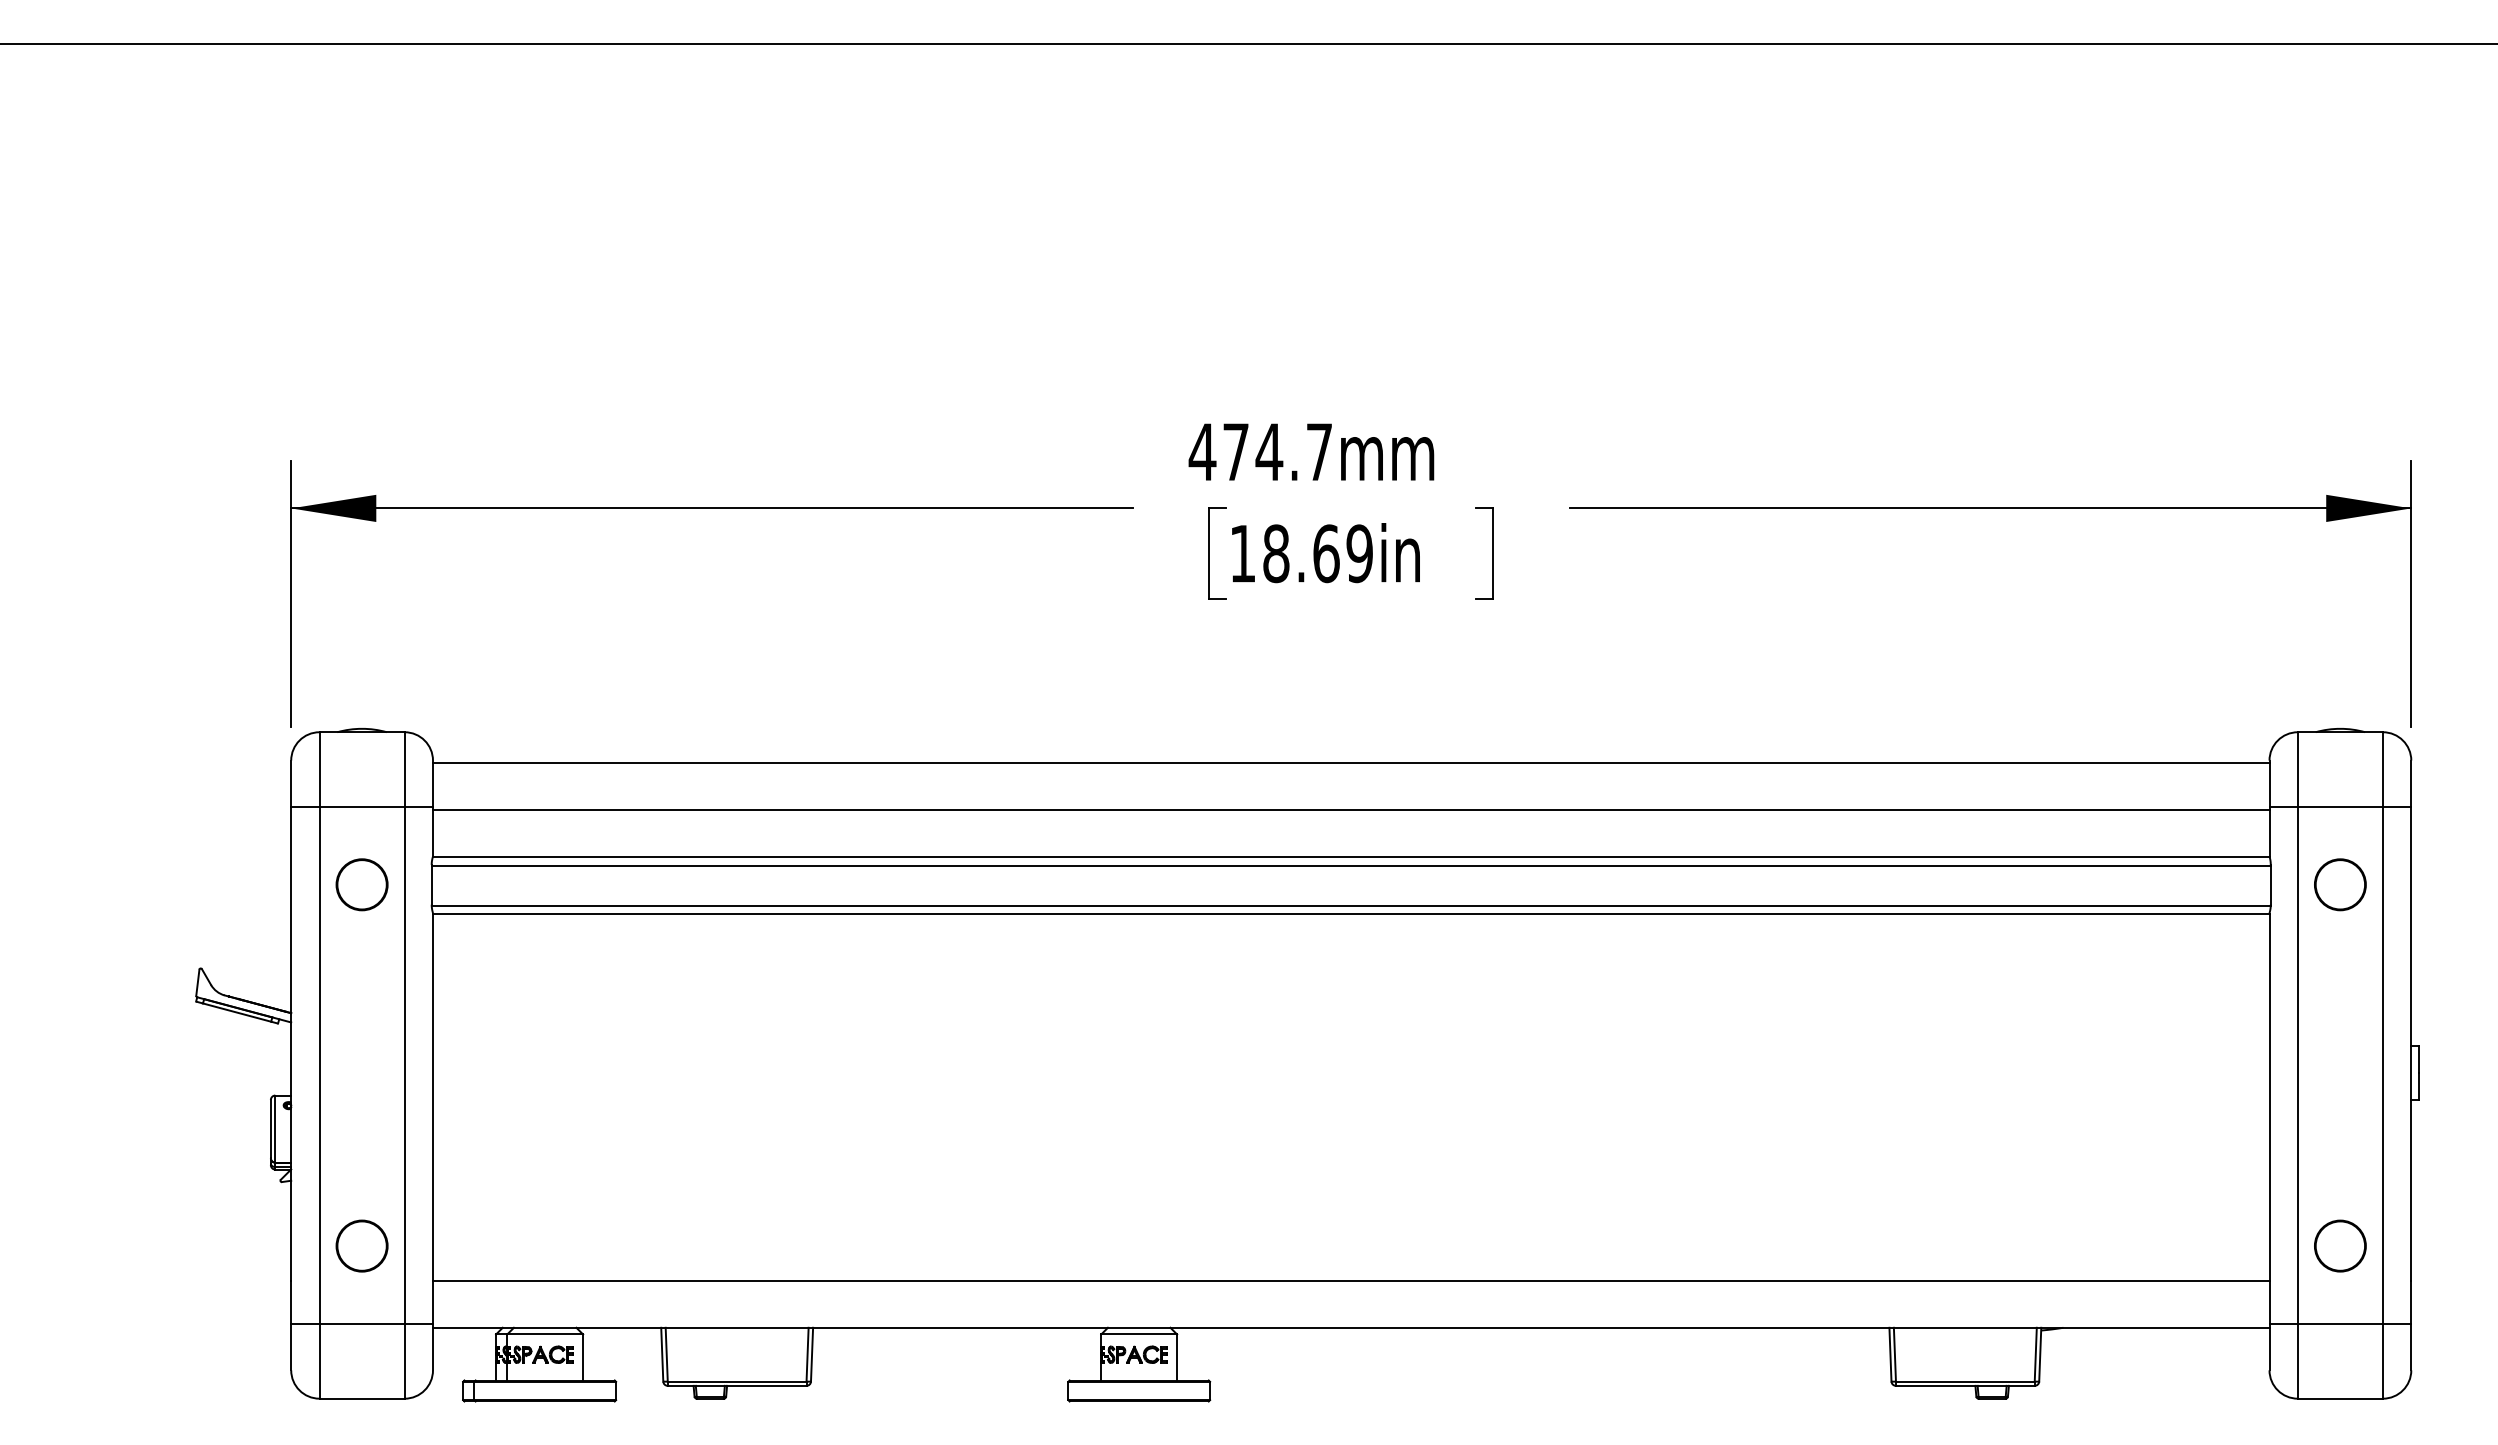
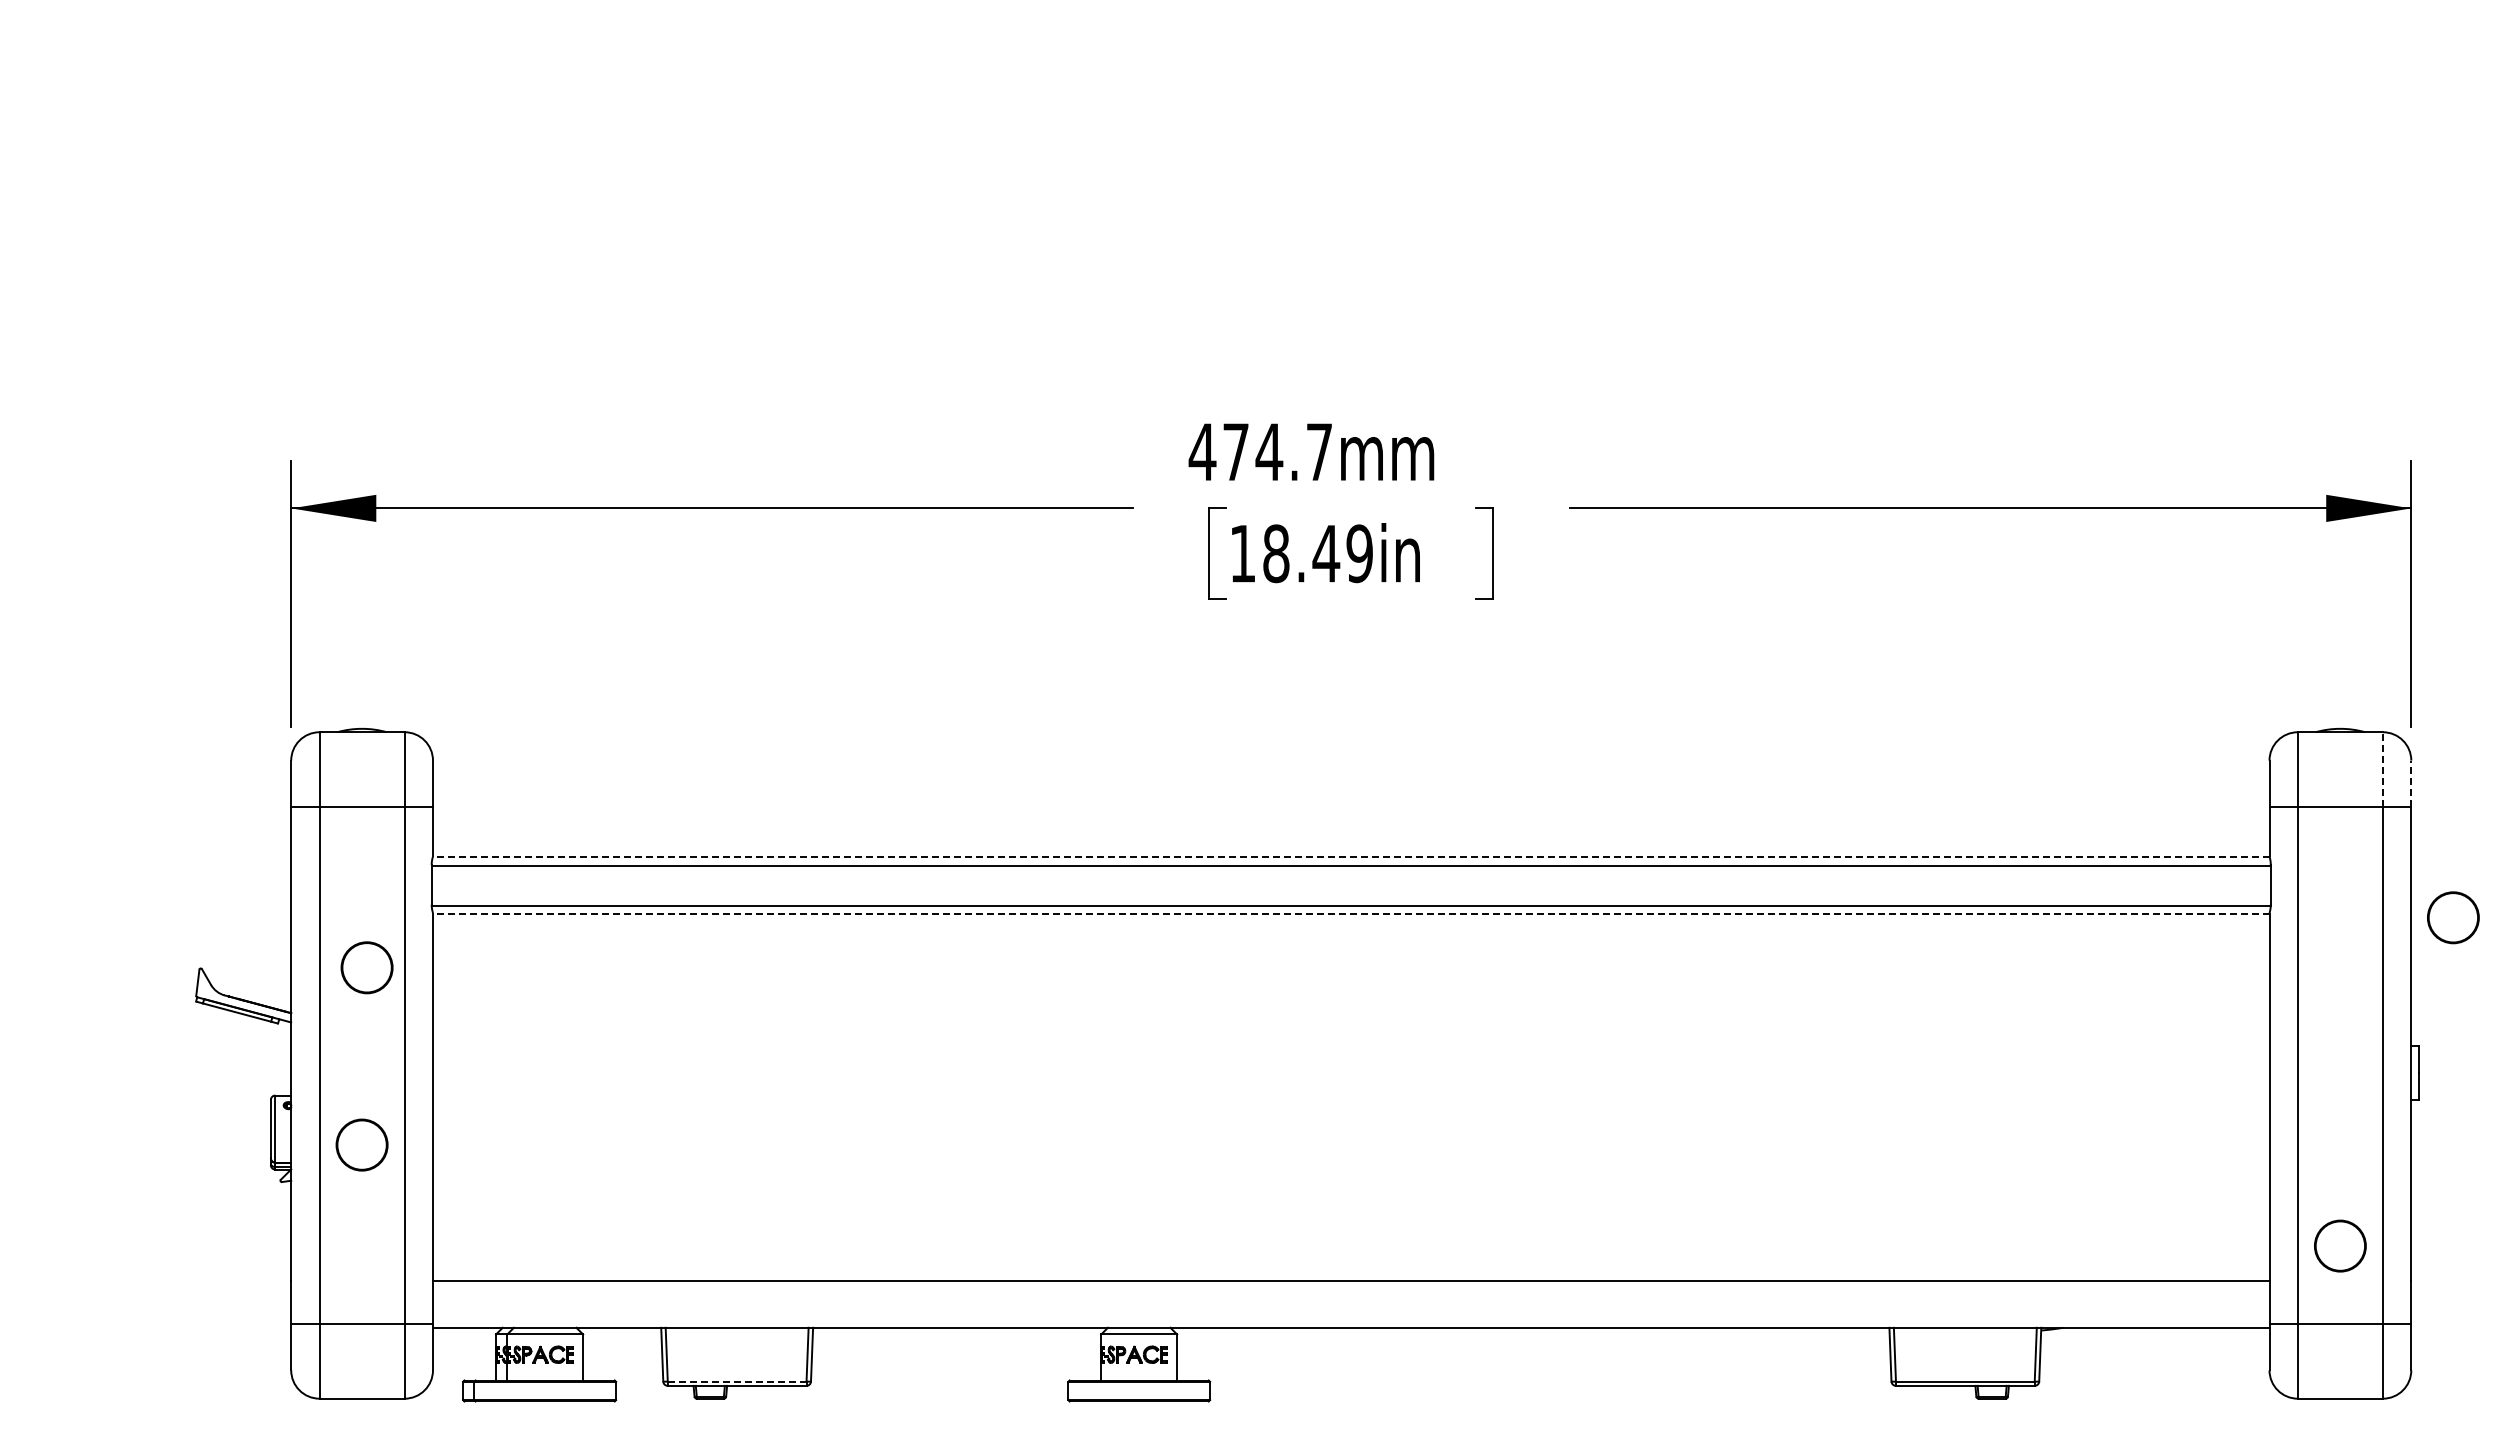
line: present -> none (1248, 43)
text: 18.69in -> 18.49in (1326, 553)
line: present -> none (1351, 763)
line: solid -> dashed (2382, 769)
line: solid -> dashed (2411, 783)
line: present -> none (1351, 809)
line: solid -> dashed (1350, 857)
circle position: (361, 884) -> (366, 967) (366, 967)
circle position: (2340, 884) -> (2453, 917) (2453, 917)
line: solid -> dashed (1350, 914)
circle position: (361, 1245) -> (361, 1144) (361, 1144)
line: solid -> dashed (737, 1381)
